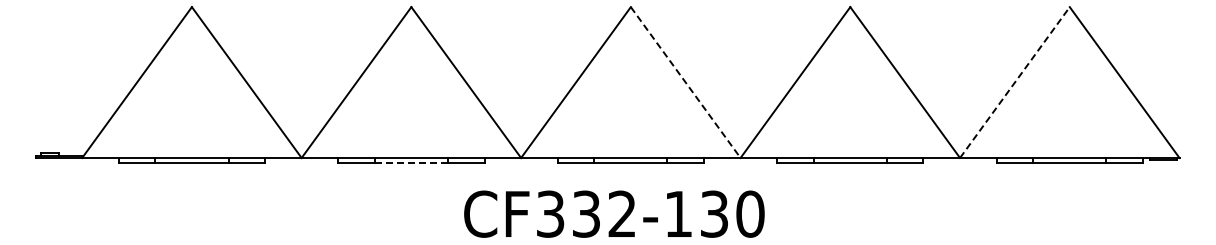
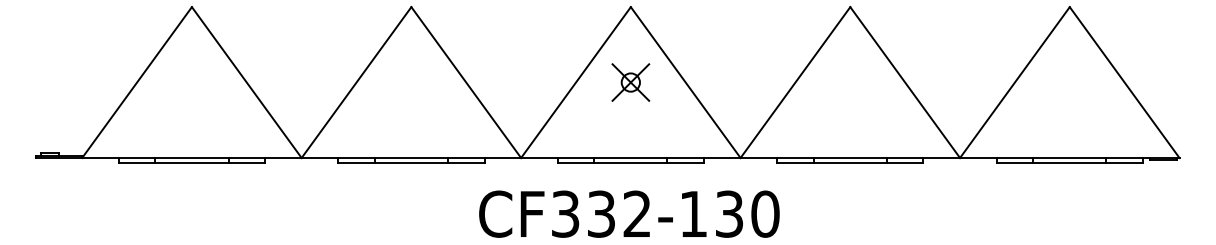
part: none -> present (630, 82)
line: dashed -> solid (686, 82)
line: dashed -> solid (1015, 82)
line: dashed -> solid (411, 162)
text position: (614, 213) -> (629, 213) (629, 213)
